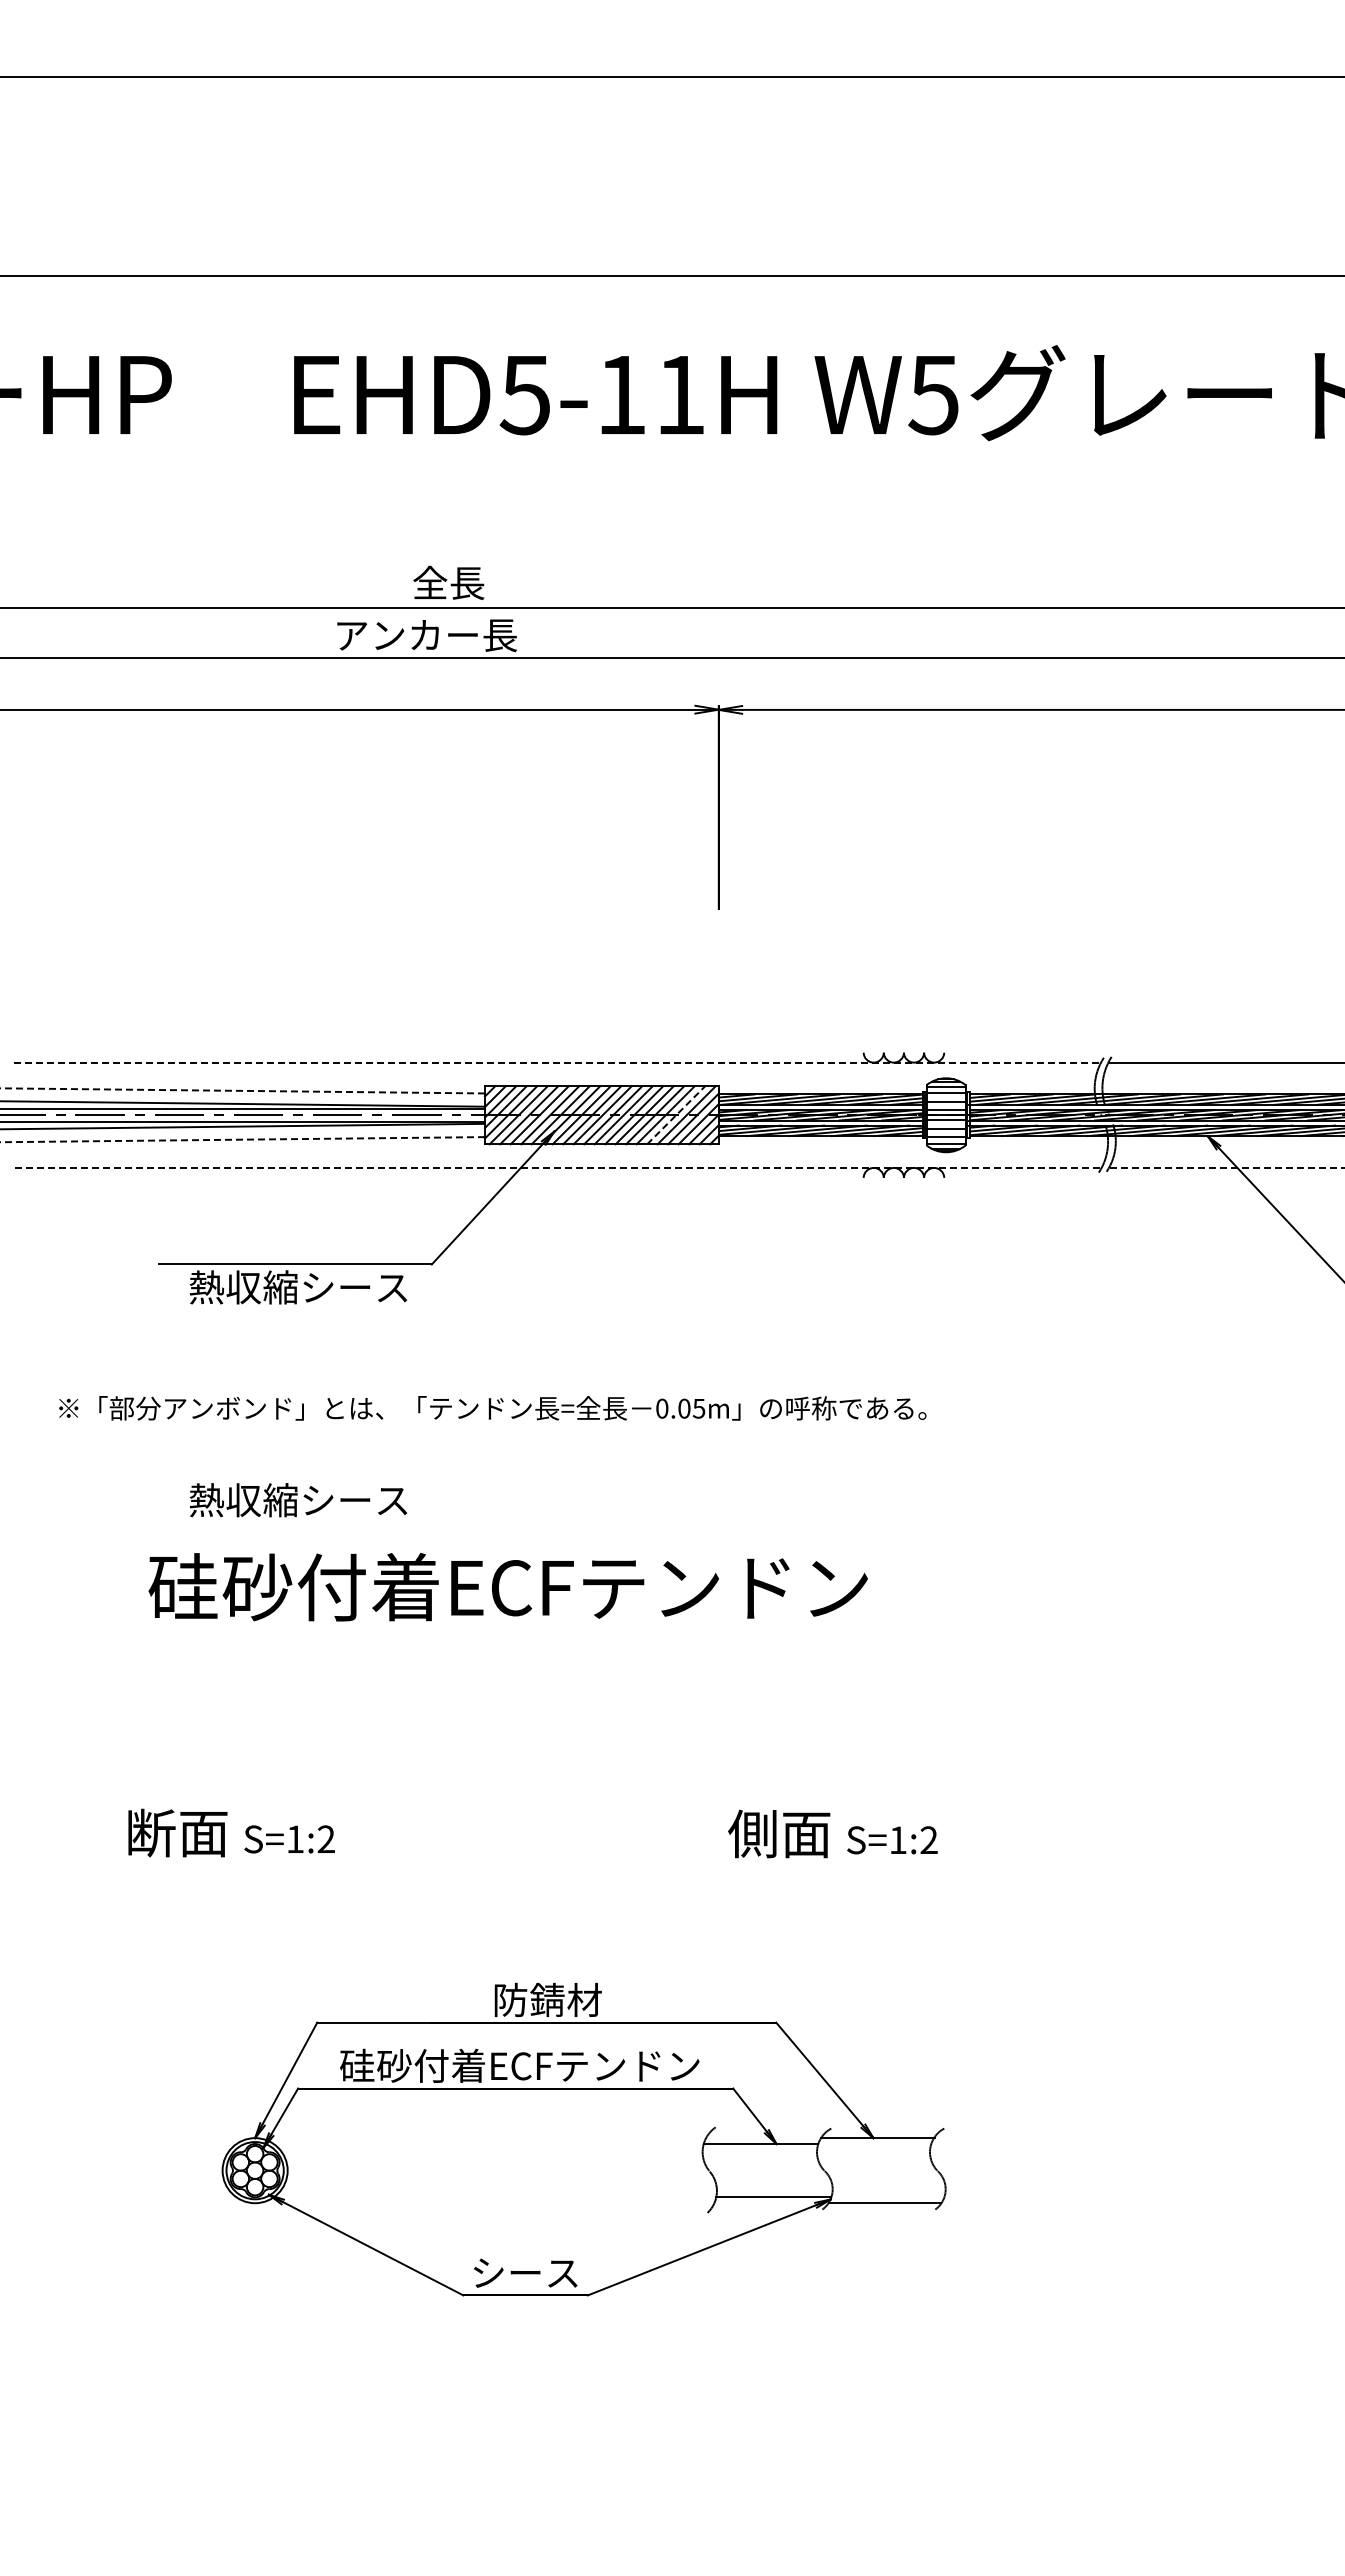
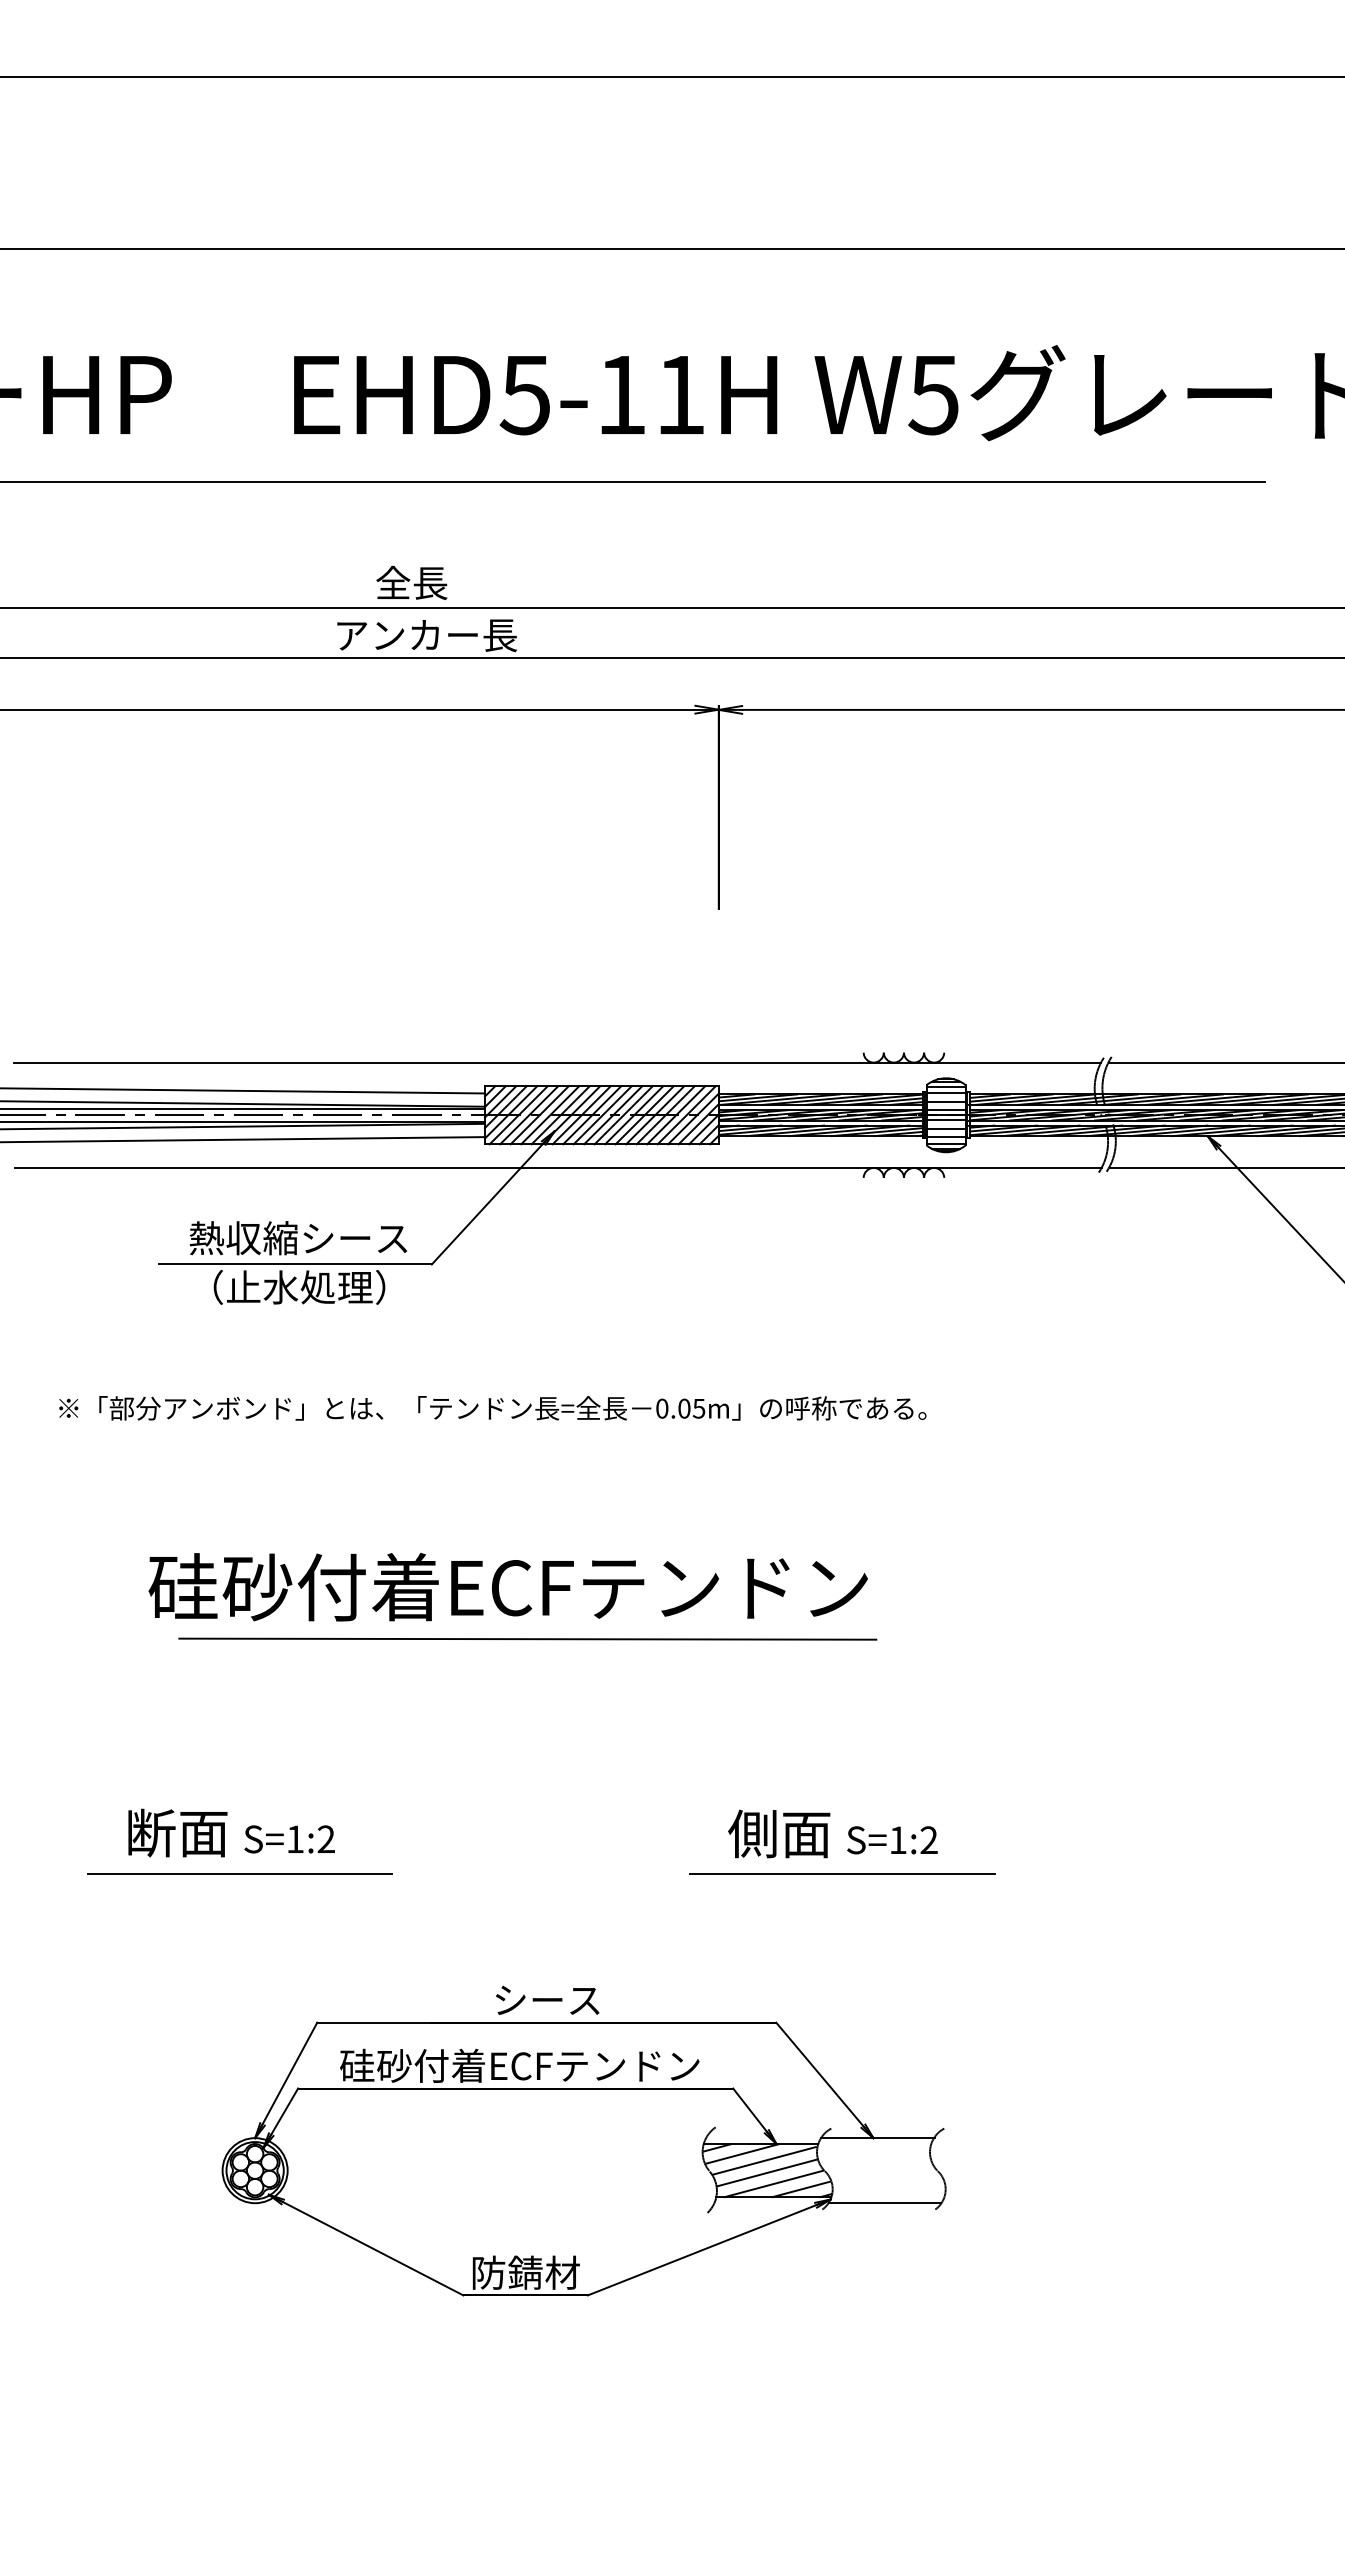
line position: (671, 275) -> (671, 248) (671, 248)
line: none -> present (633, 482)
text position: (448, 582) -> (411, 582) (411, 582)
line: dashed -> solid (558, 1062)
line: dashed -> solid (242, 1090)
line: dashed -> solid (676, 1114)
line: dashed -> solid (242, 1139)
line: dashed -> solid (558, 1167)
line: dashed -> solid (1227, 1167)
text: 熱収縮シース -> （止水処理） (298, 1286)
text position: (298, 1500) -> (298, 1238) (298, 1238)
line: none -> present (527, 1638)
line: none -> present (239, 1873)
line: none -> present (842, 1873)
text: 防錆材 -> シース (547, 1999)
hatch: none -> present (767, 2170)
text: シース -> 防錆材 (525, 2272)
